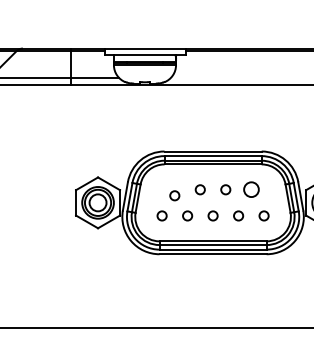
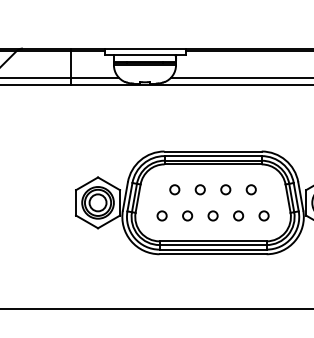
line: none -> present (240, 77)
circle size: 17x17 px -> 12x12 px (250, 189)
circle position: (174, 195) -> (174, 189) (174, 189)
line position: (156, 328) -> (156, 309) (156, 309)
